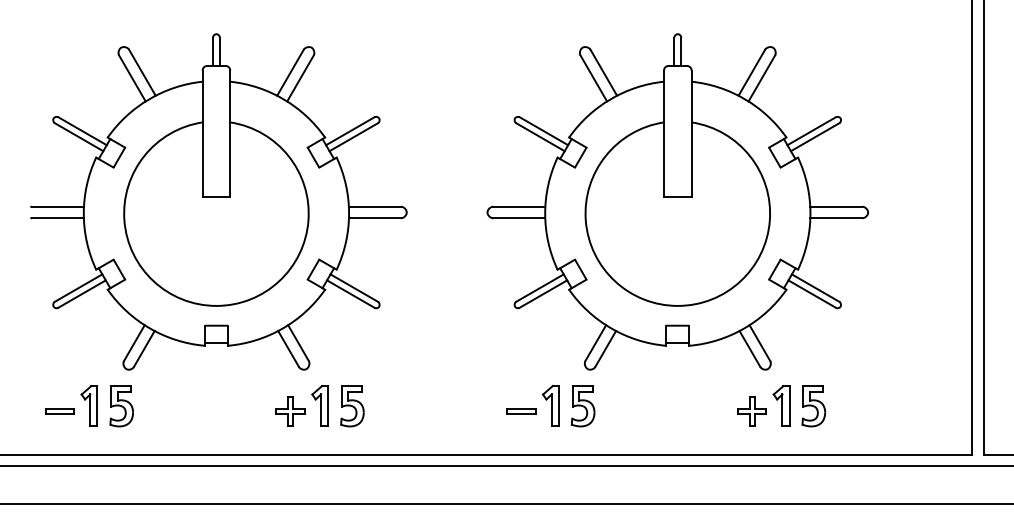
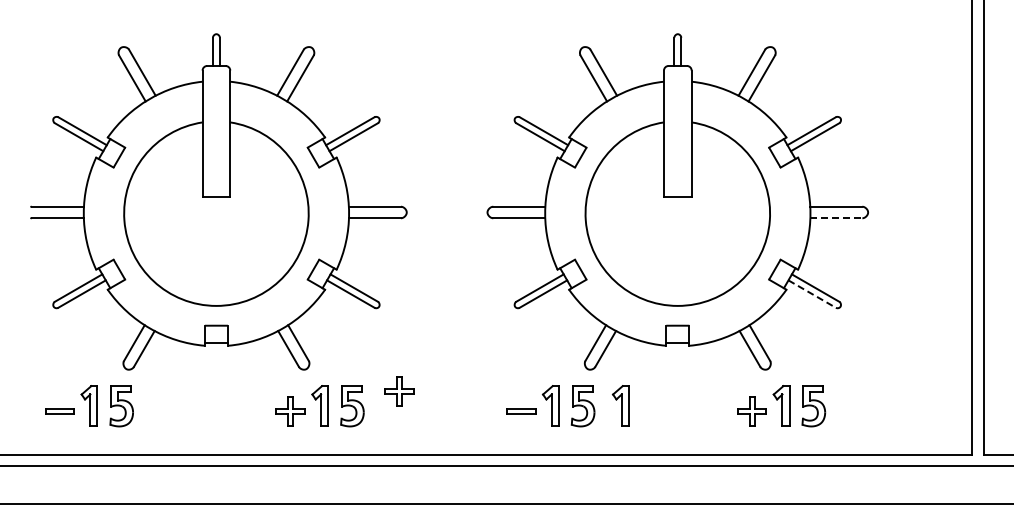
line: solid -> dashed (836, 218)
line: solid -> dashed (812, 294)
part: none -> present (399, 391)
part: none -> present (620, 405)
